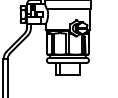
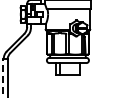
line: solid -> dashed (3, 77)
